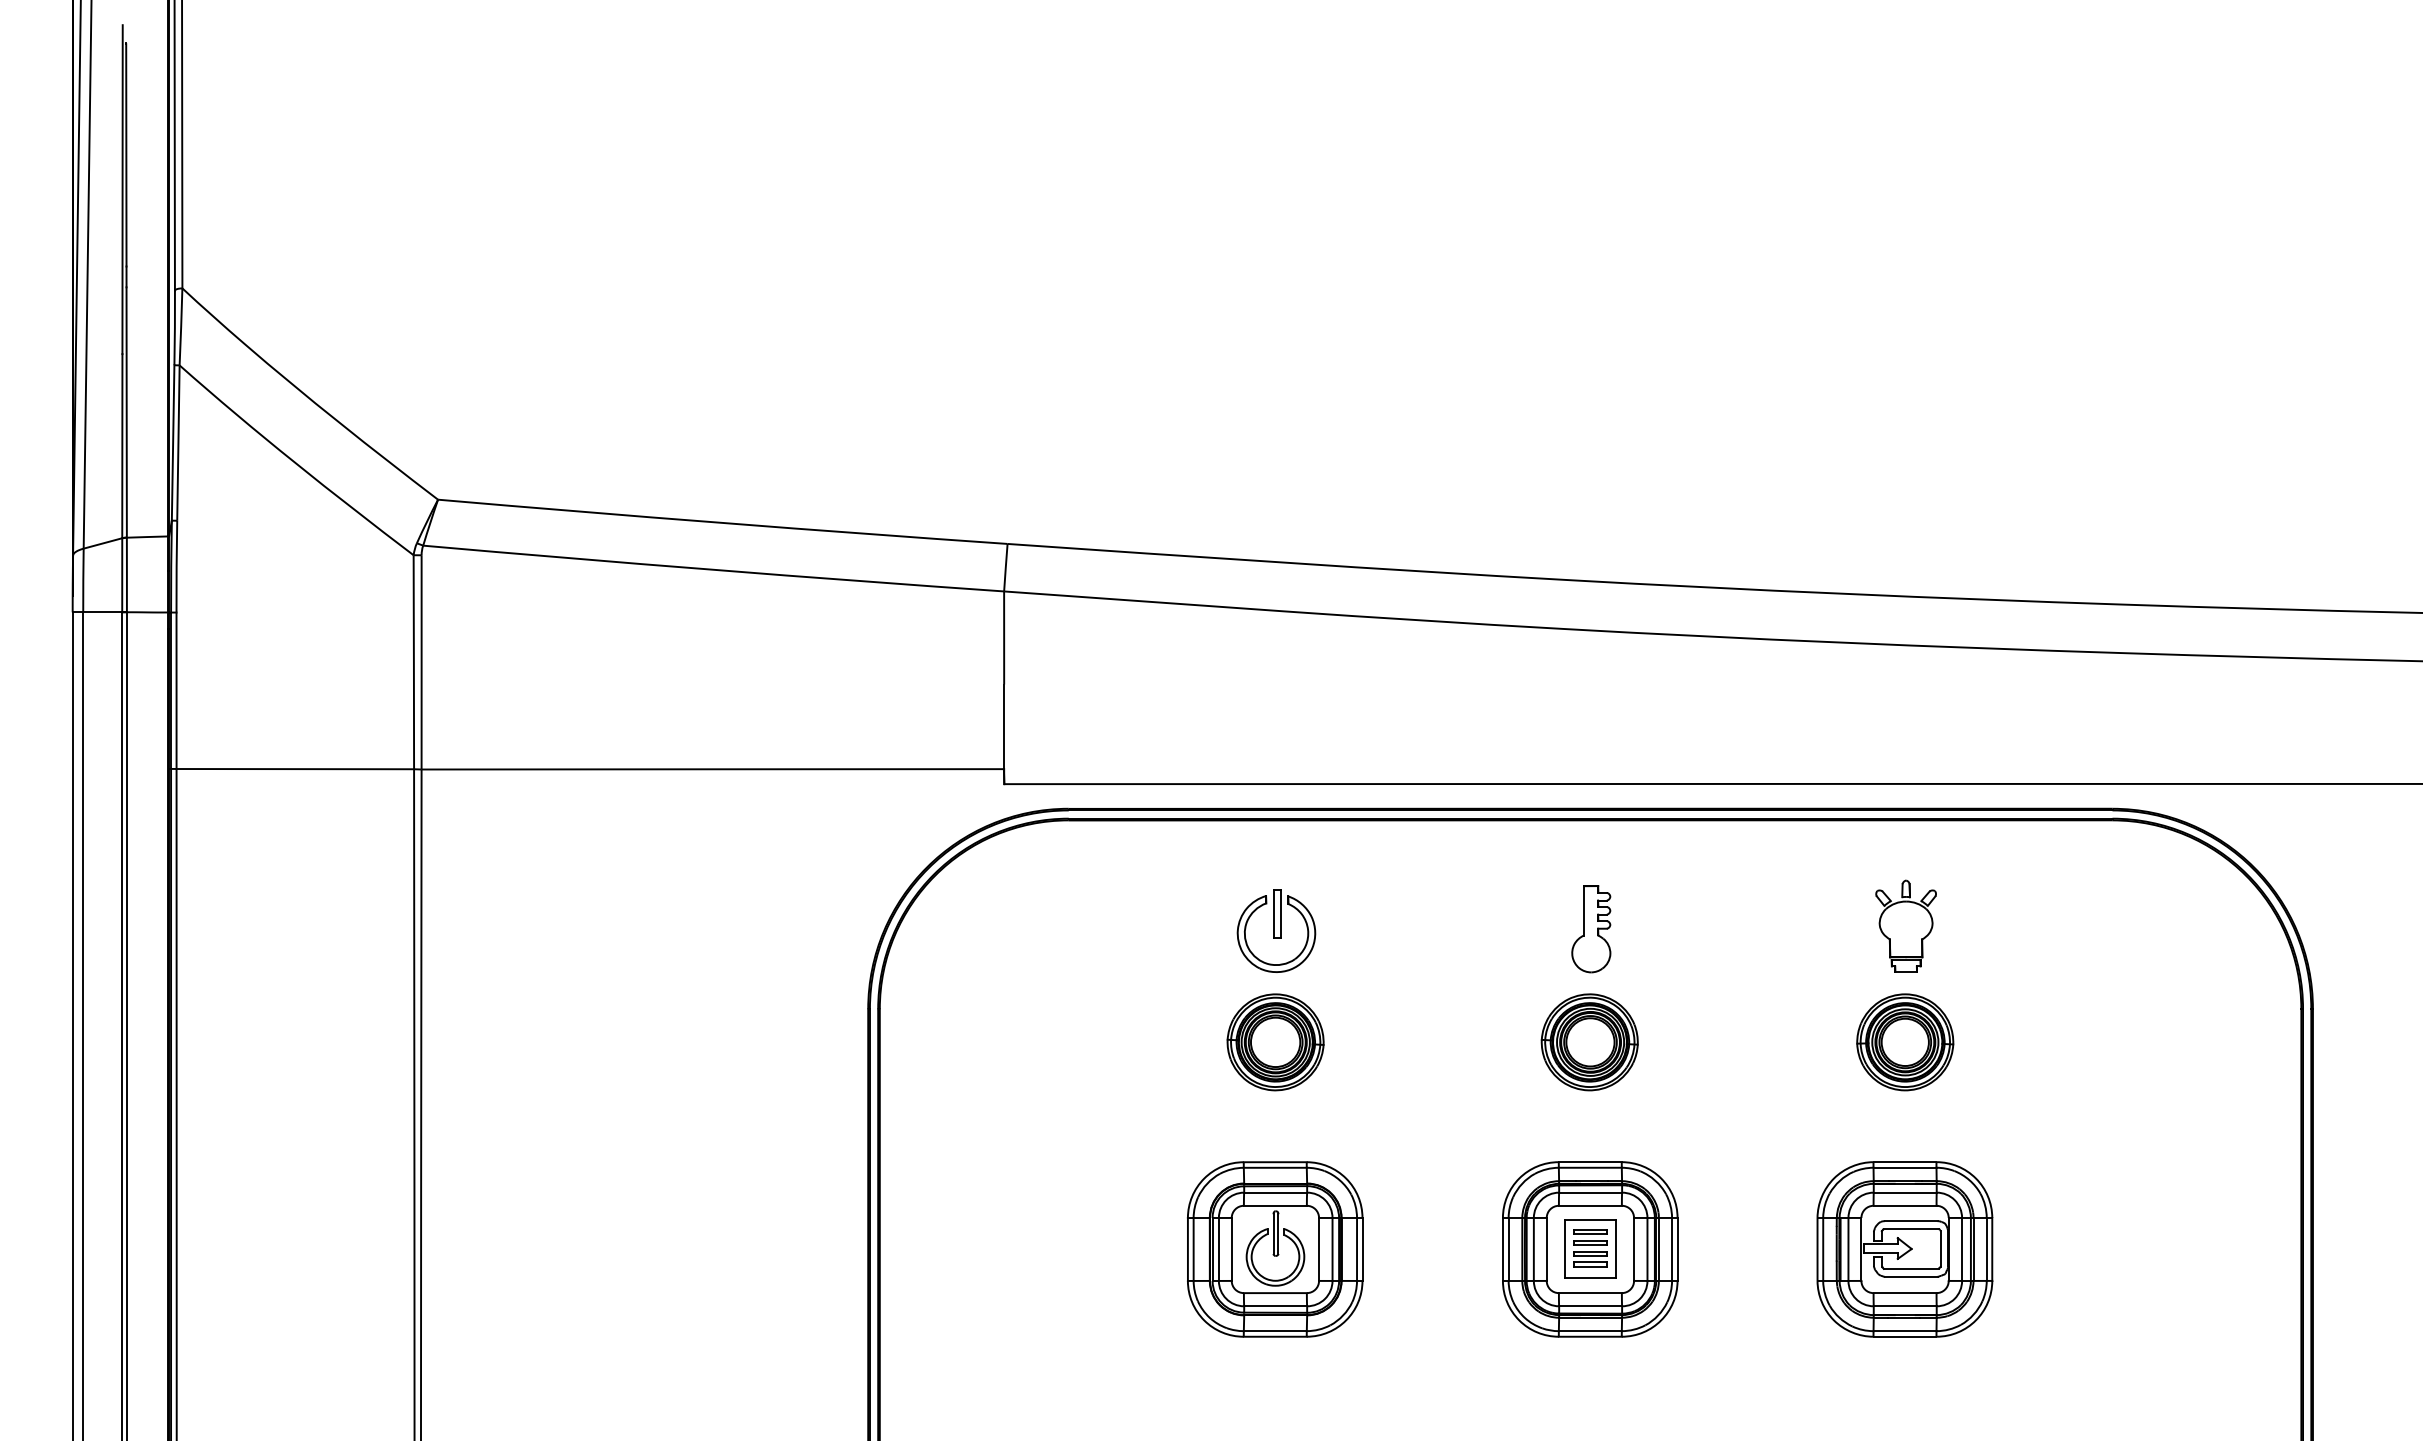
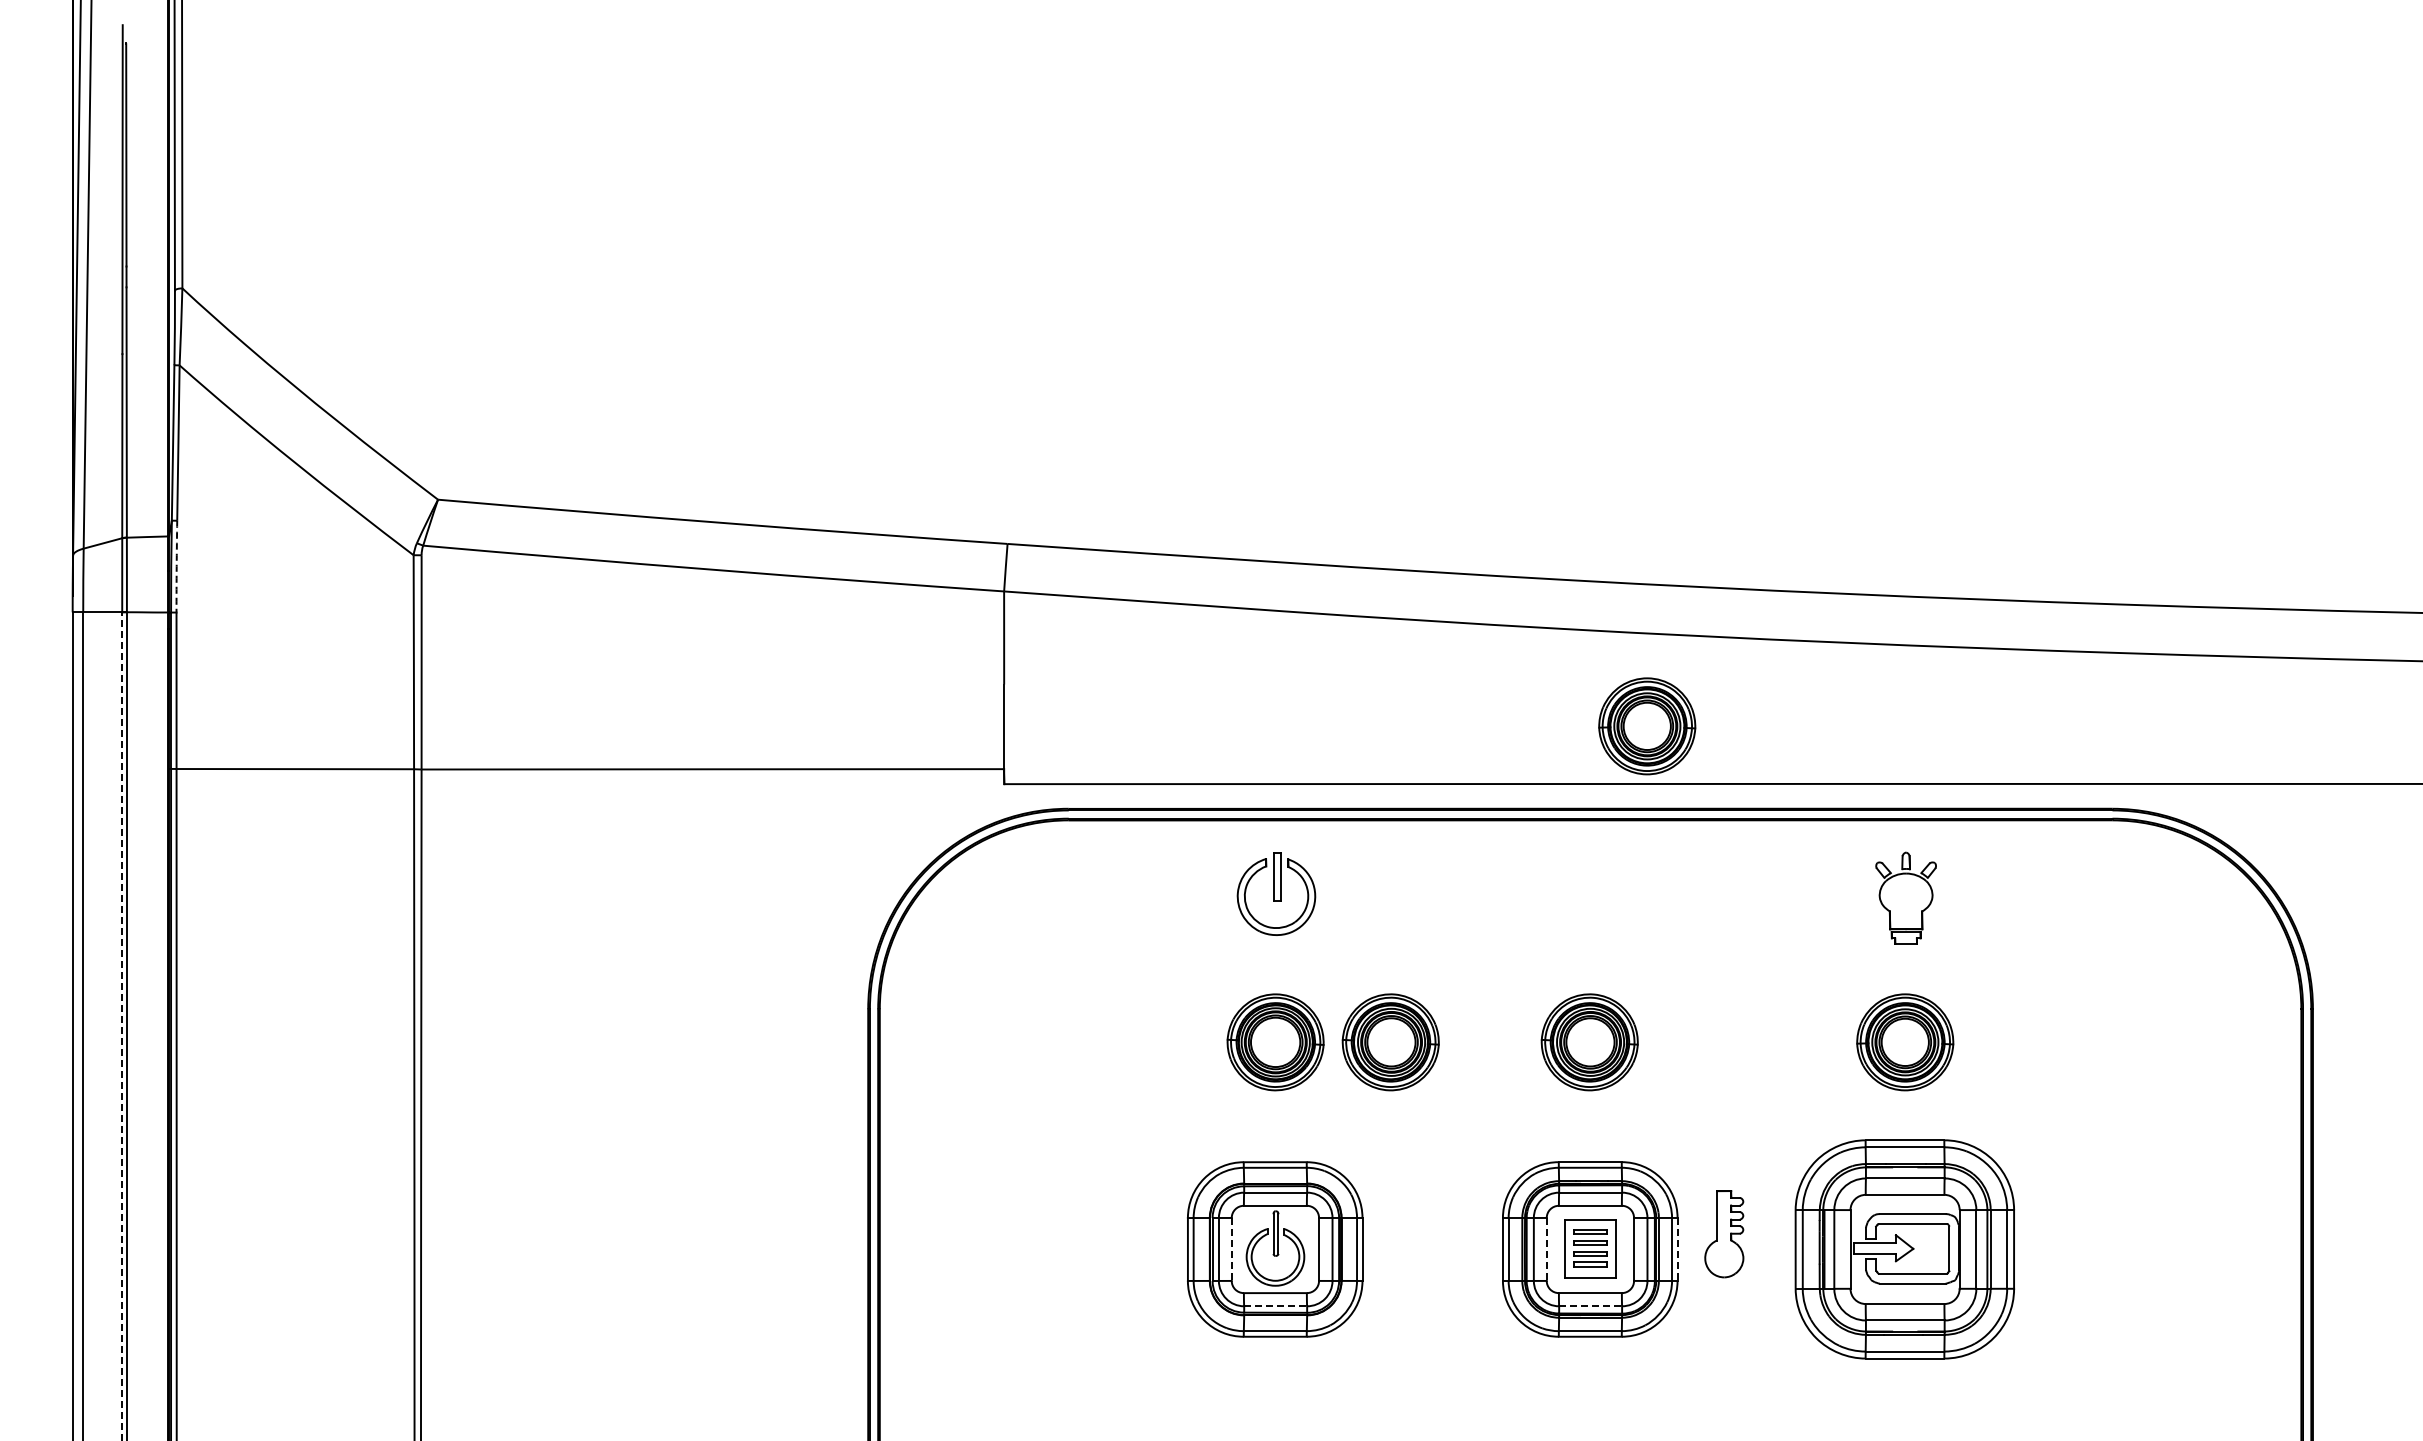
arc: solid -> dashed (176, 566)
part: none -> present (1647, 726)
part position: (1905, 925) -> (1905, 897) (1905, 897)
part position: (1591, 929) -> (1724, 1234) (1724, 1234)
part position: (1276, 930) -> (1276, 893) (1276, 893)
line: solid -> dashed (122, 1026)
part: none -> present (1390, 1042)
line: solid -> dashed (1231, 1249)
line: solid -> dashed (1546, 1249)
line: solid -> dashed (1677, 1249)
part size: 178x177 px -> 222x221 px (1904, 1249)
line: solid -> dashed (1276, 1306)
line: solid -> dashed (1591, 1306)
